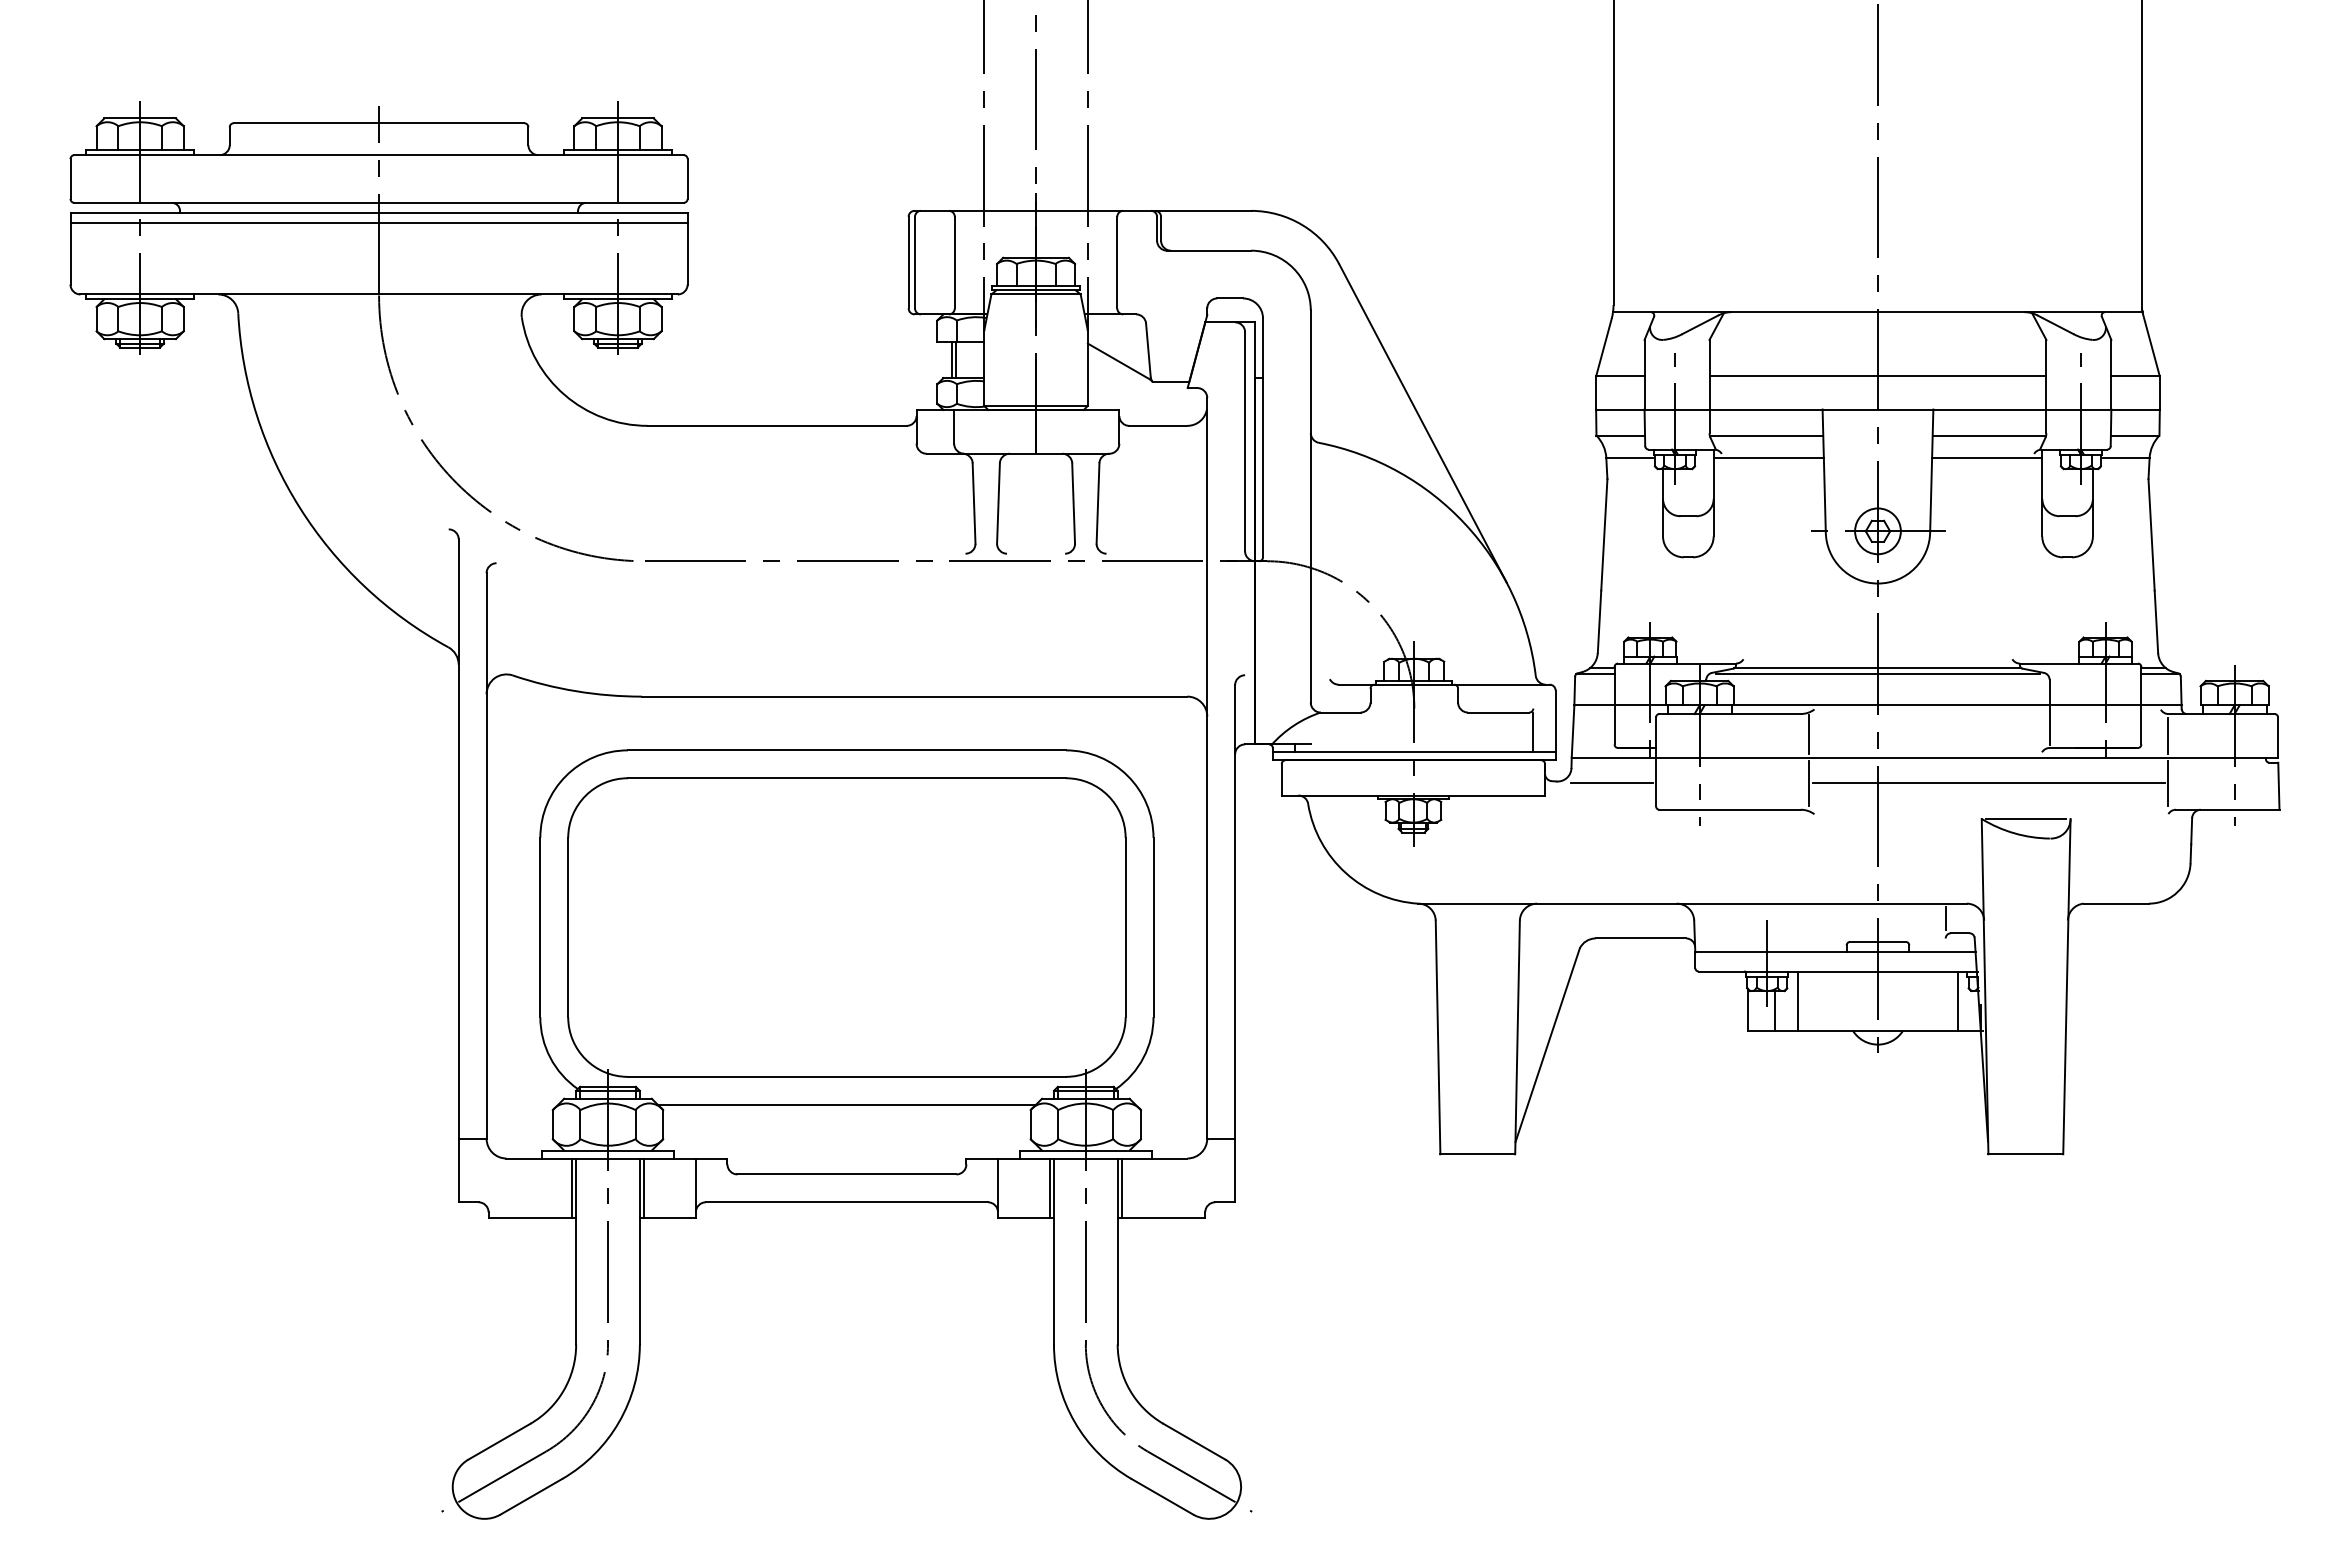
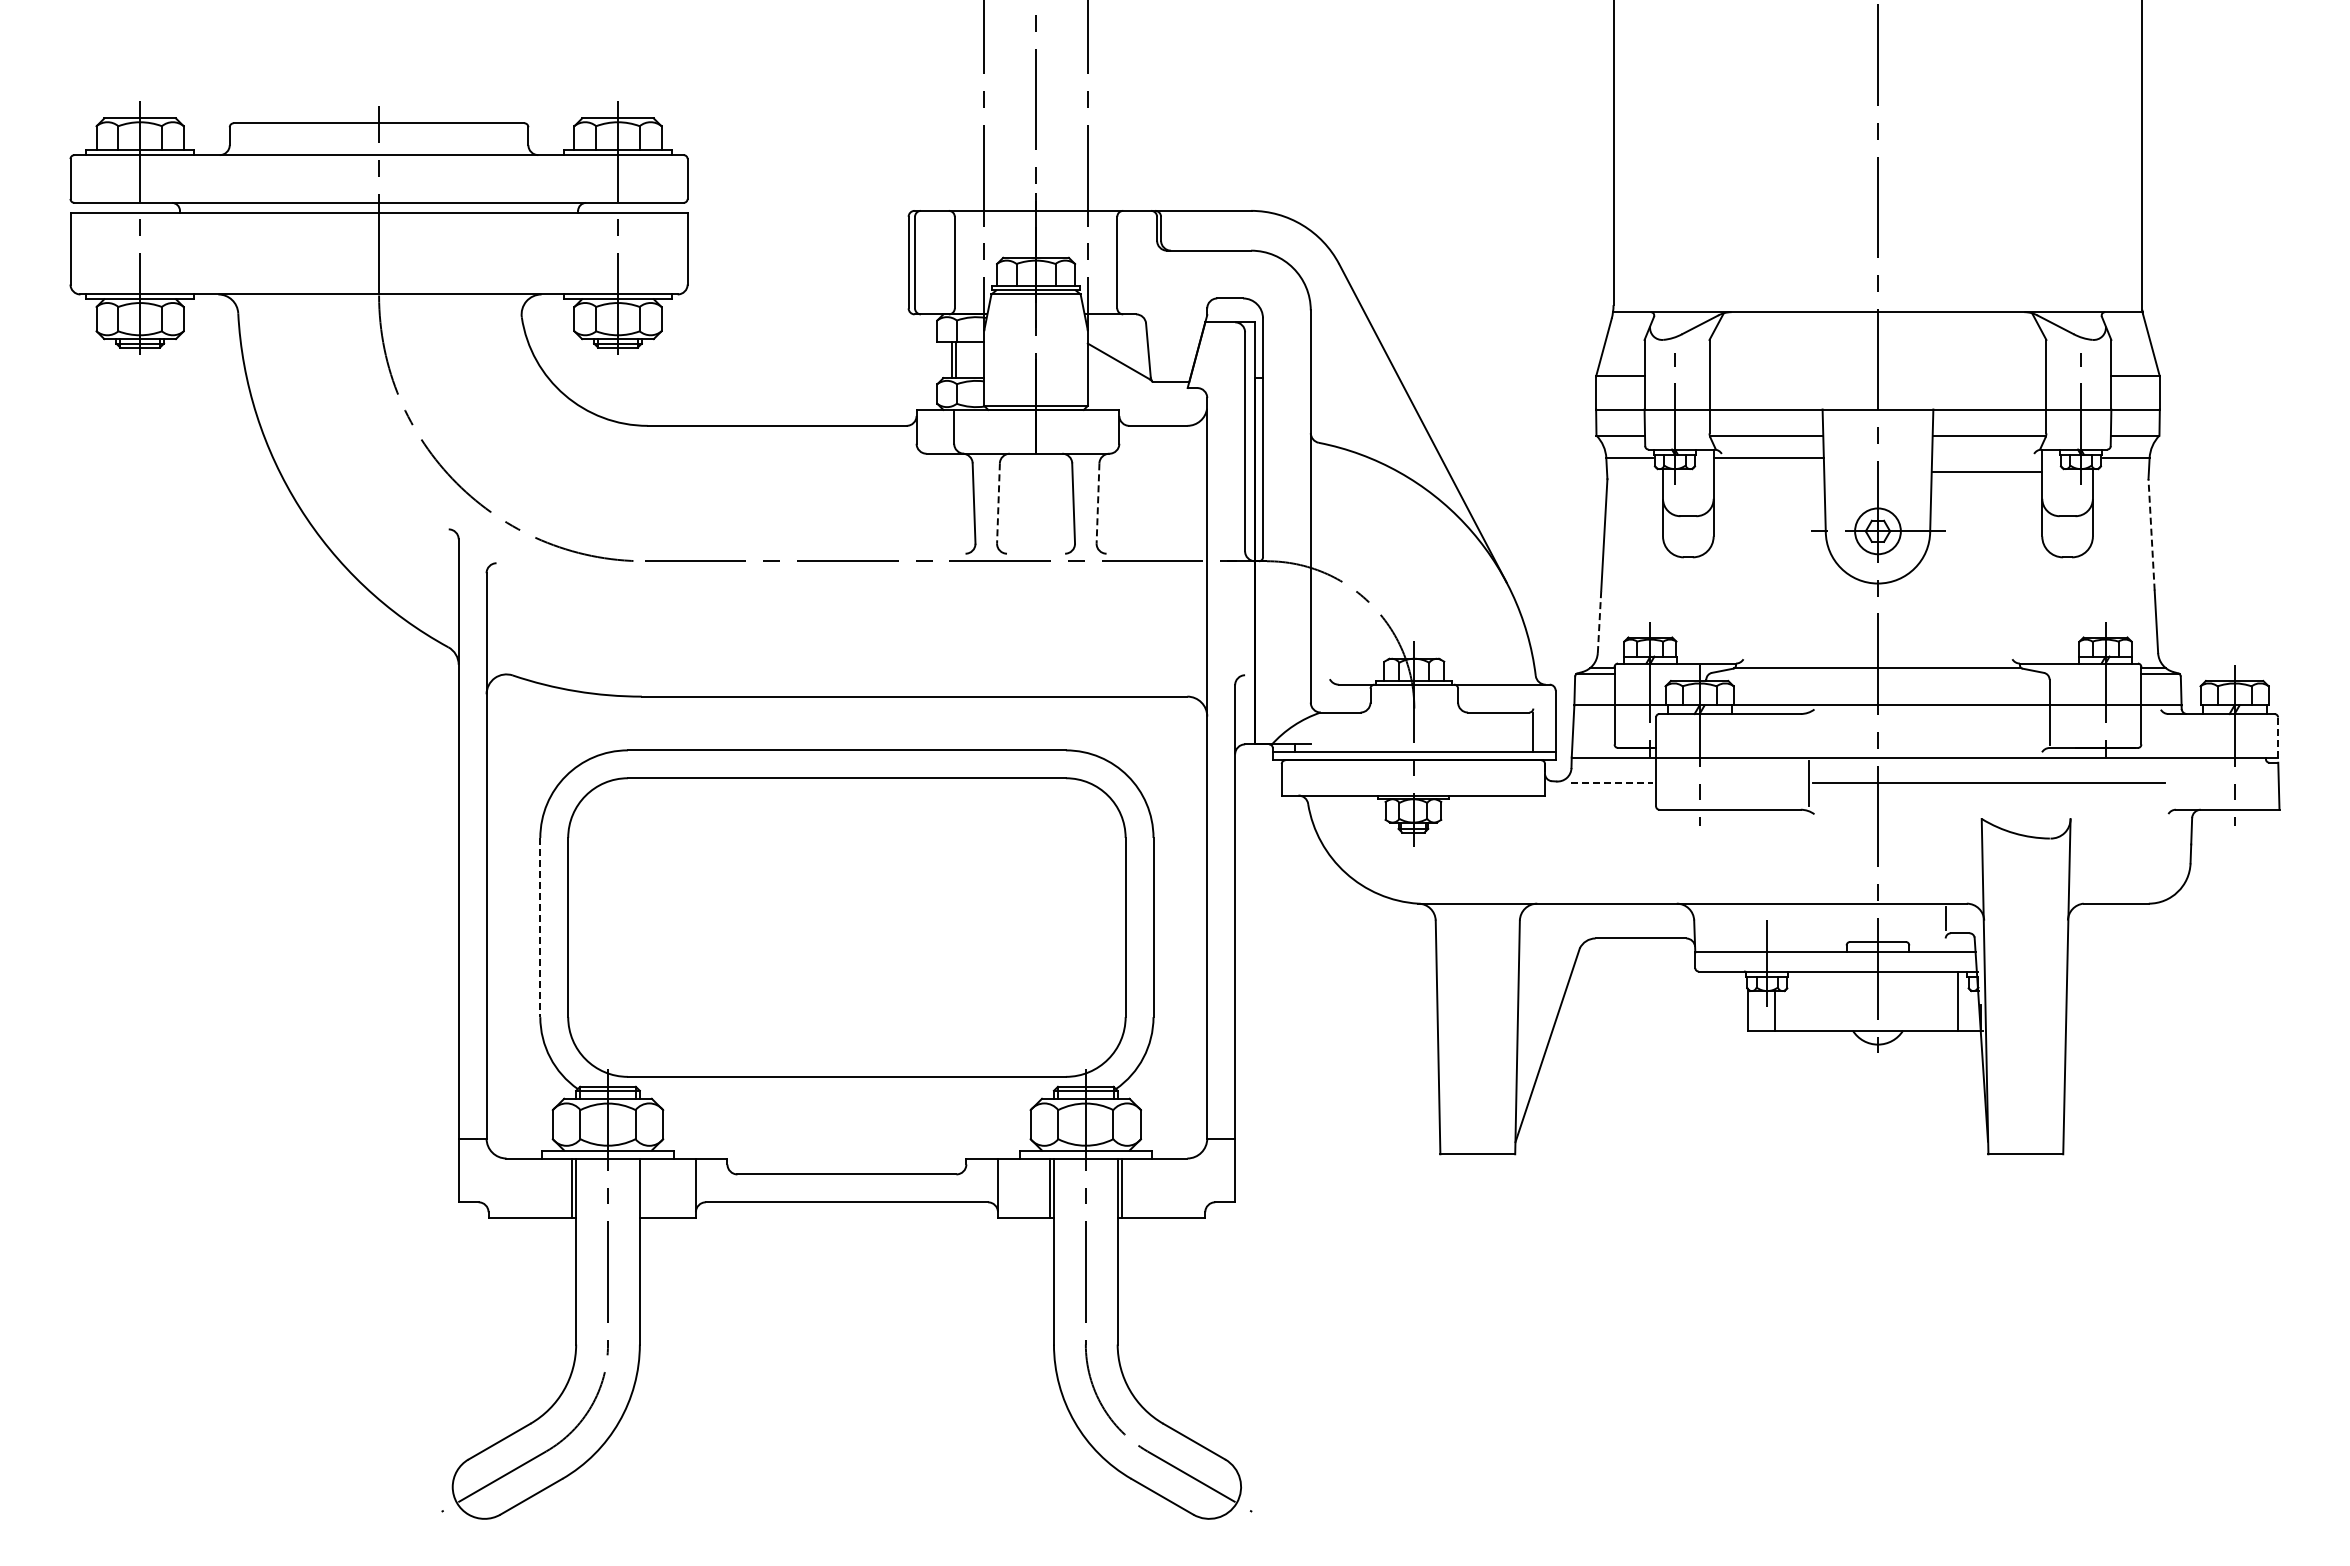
line: present -> none (378, 222)
line: present -> none (1877, 376)
line position: (1987, 458) -> (1987, 472) (1987, 472)
line: solid -> dashed (998, 504)
line: solid -> dashed (1098, 504)
line: solid -> dashed (2151, 534)
line: solid -> dashed (1599, 621)
line: present -> none (1877, 674)
line: present -> none (1809, 734)
line: present -> none (2168, 735)
line: solid -> dashed (2278, 737)
line: solid -> dashed (1611, 782)
line: present -> none (2168, 783)
line: present -> none (2025, 818)
line: solid -> dashed (540, 927)
line: present -> none (1797, 1000)
line: present -> none (846, 1104)
line: present -> none (643, 1188)
